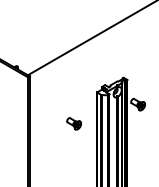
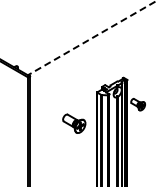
line: solid -> dashed (92, 37)
part size: 16x14 px -> 25x21 px (74, 123)
